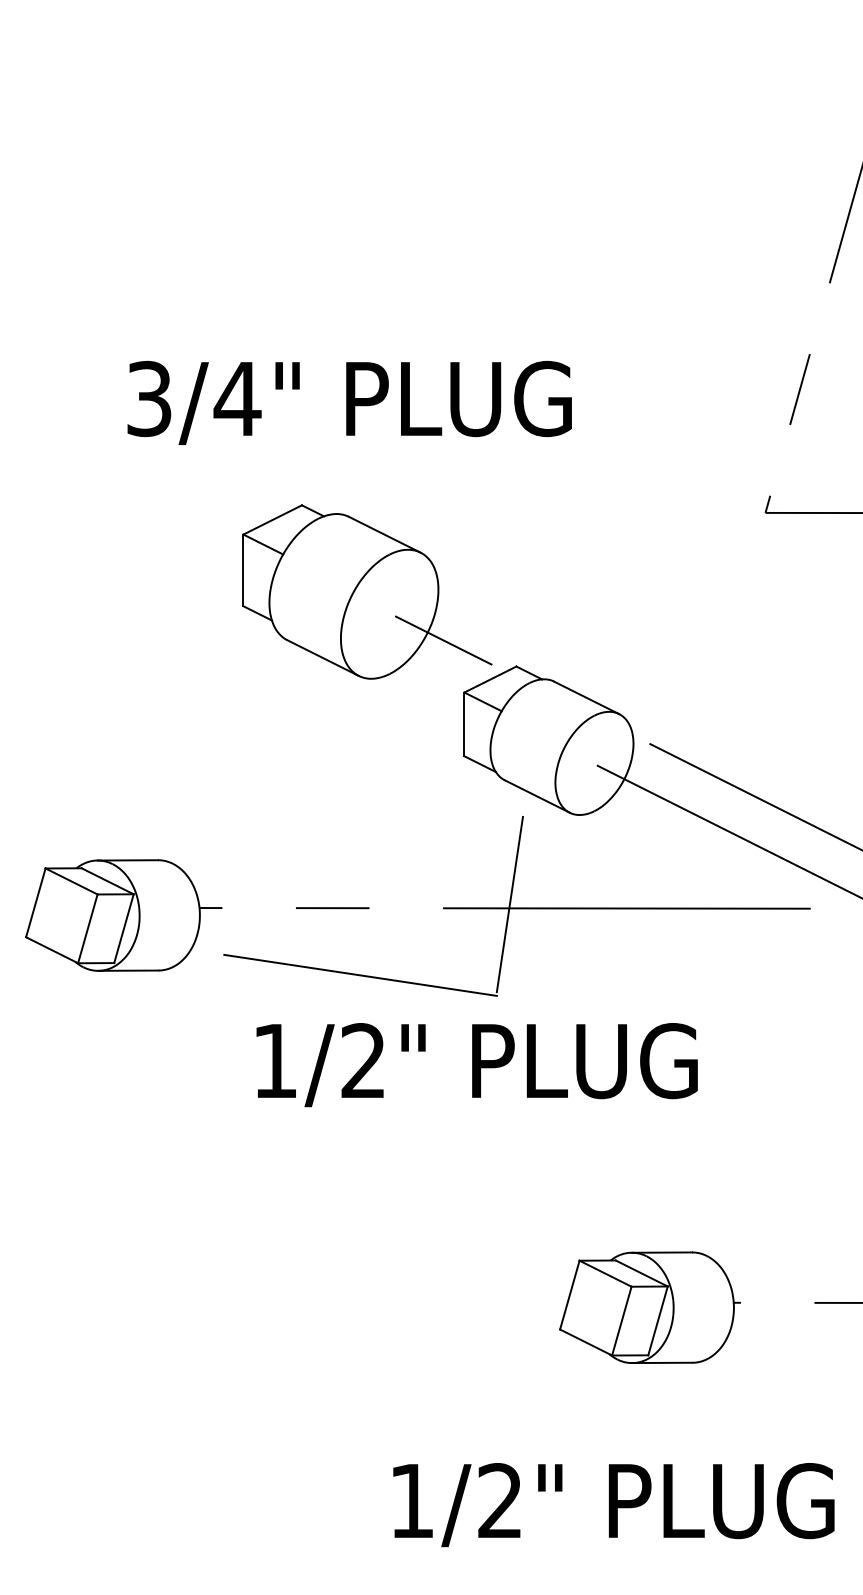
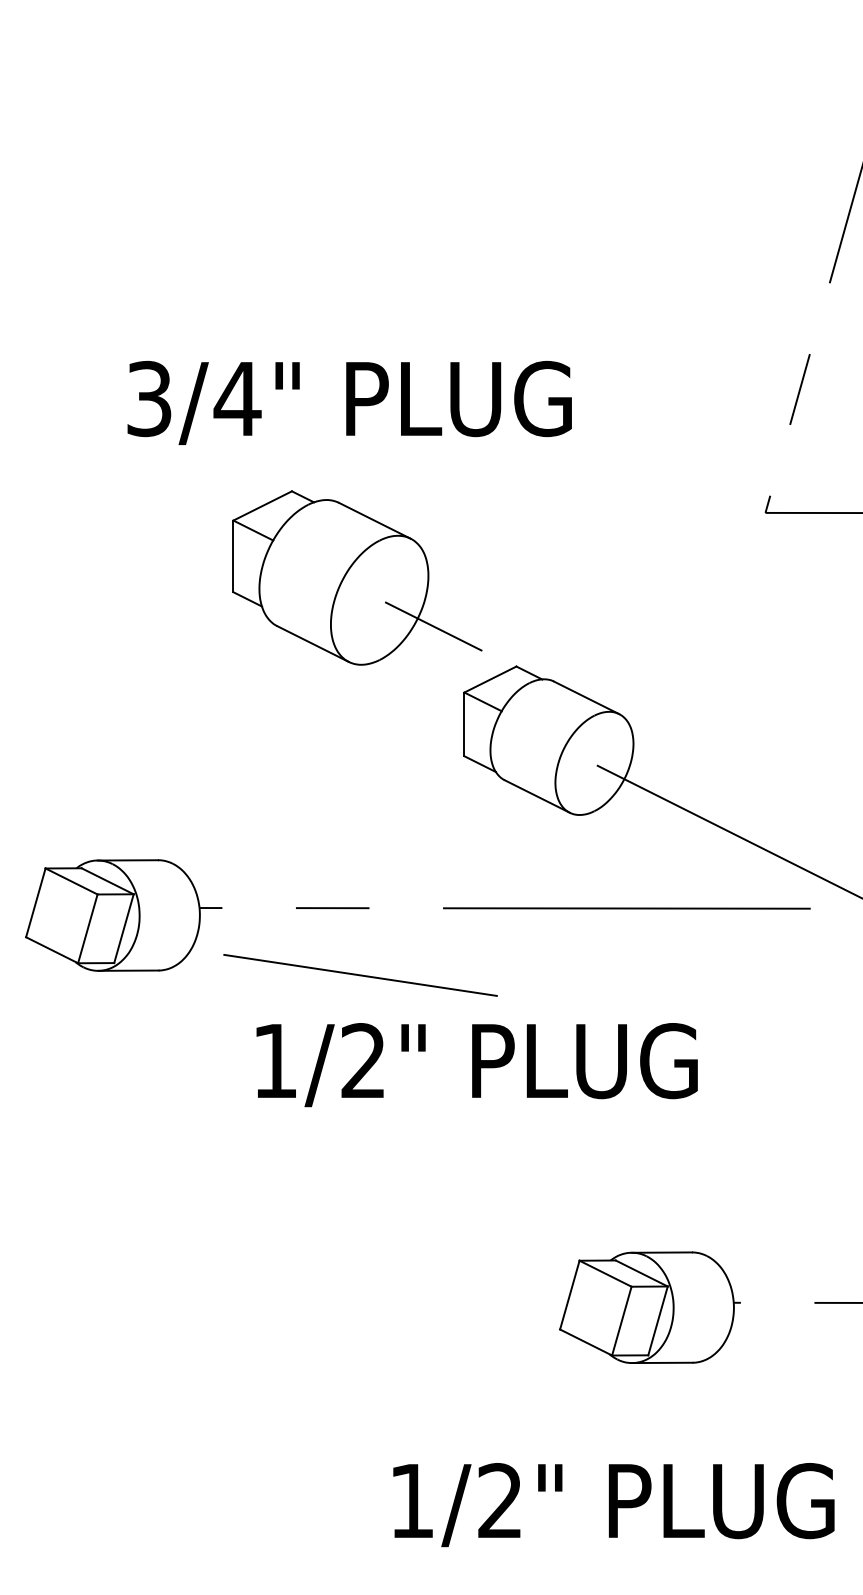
part position: (367, 591) -> (357, 577) (357, 577)
line: present -> none (754, 796)
line: present -> none (509, 904)
